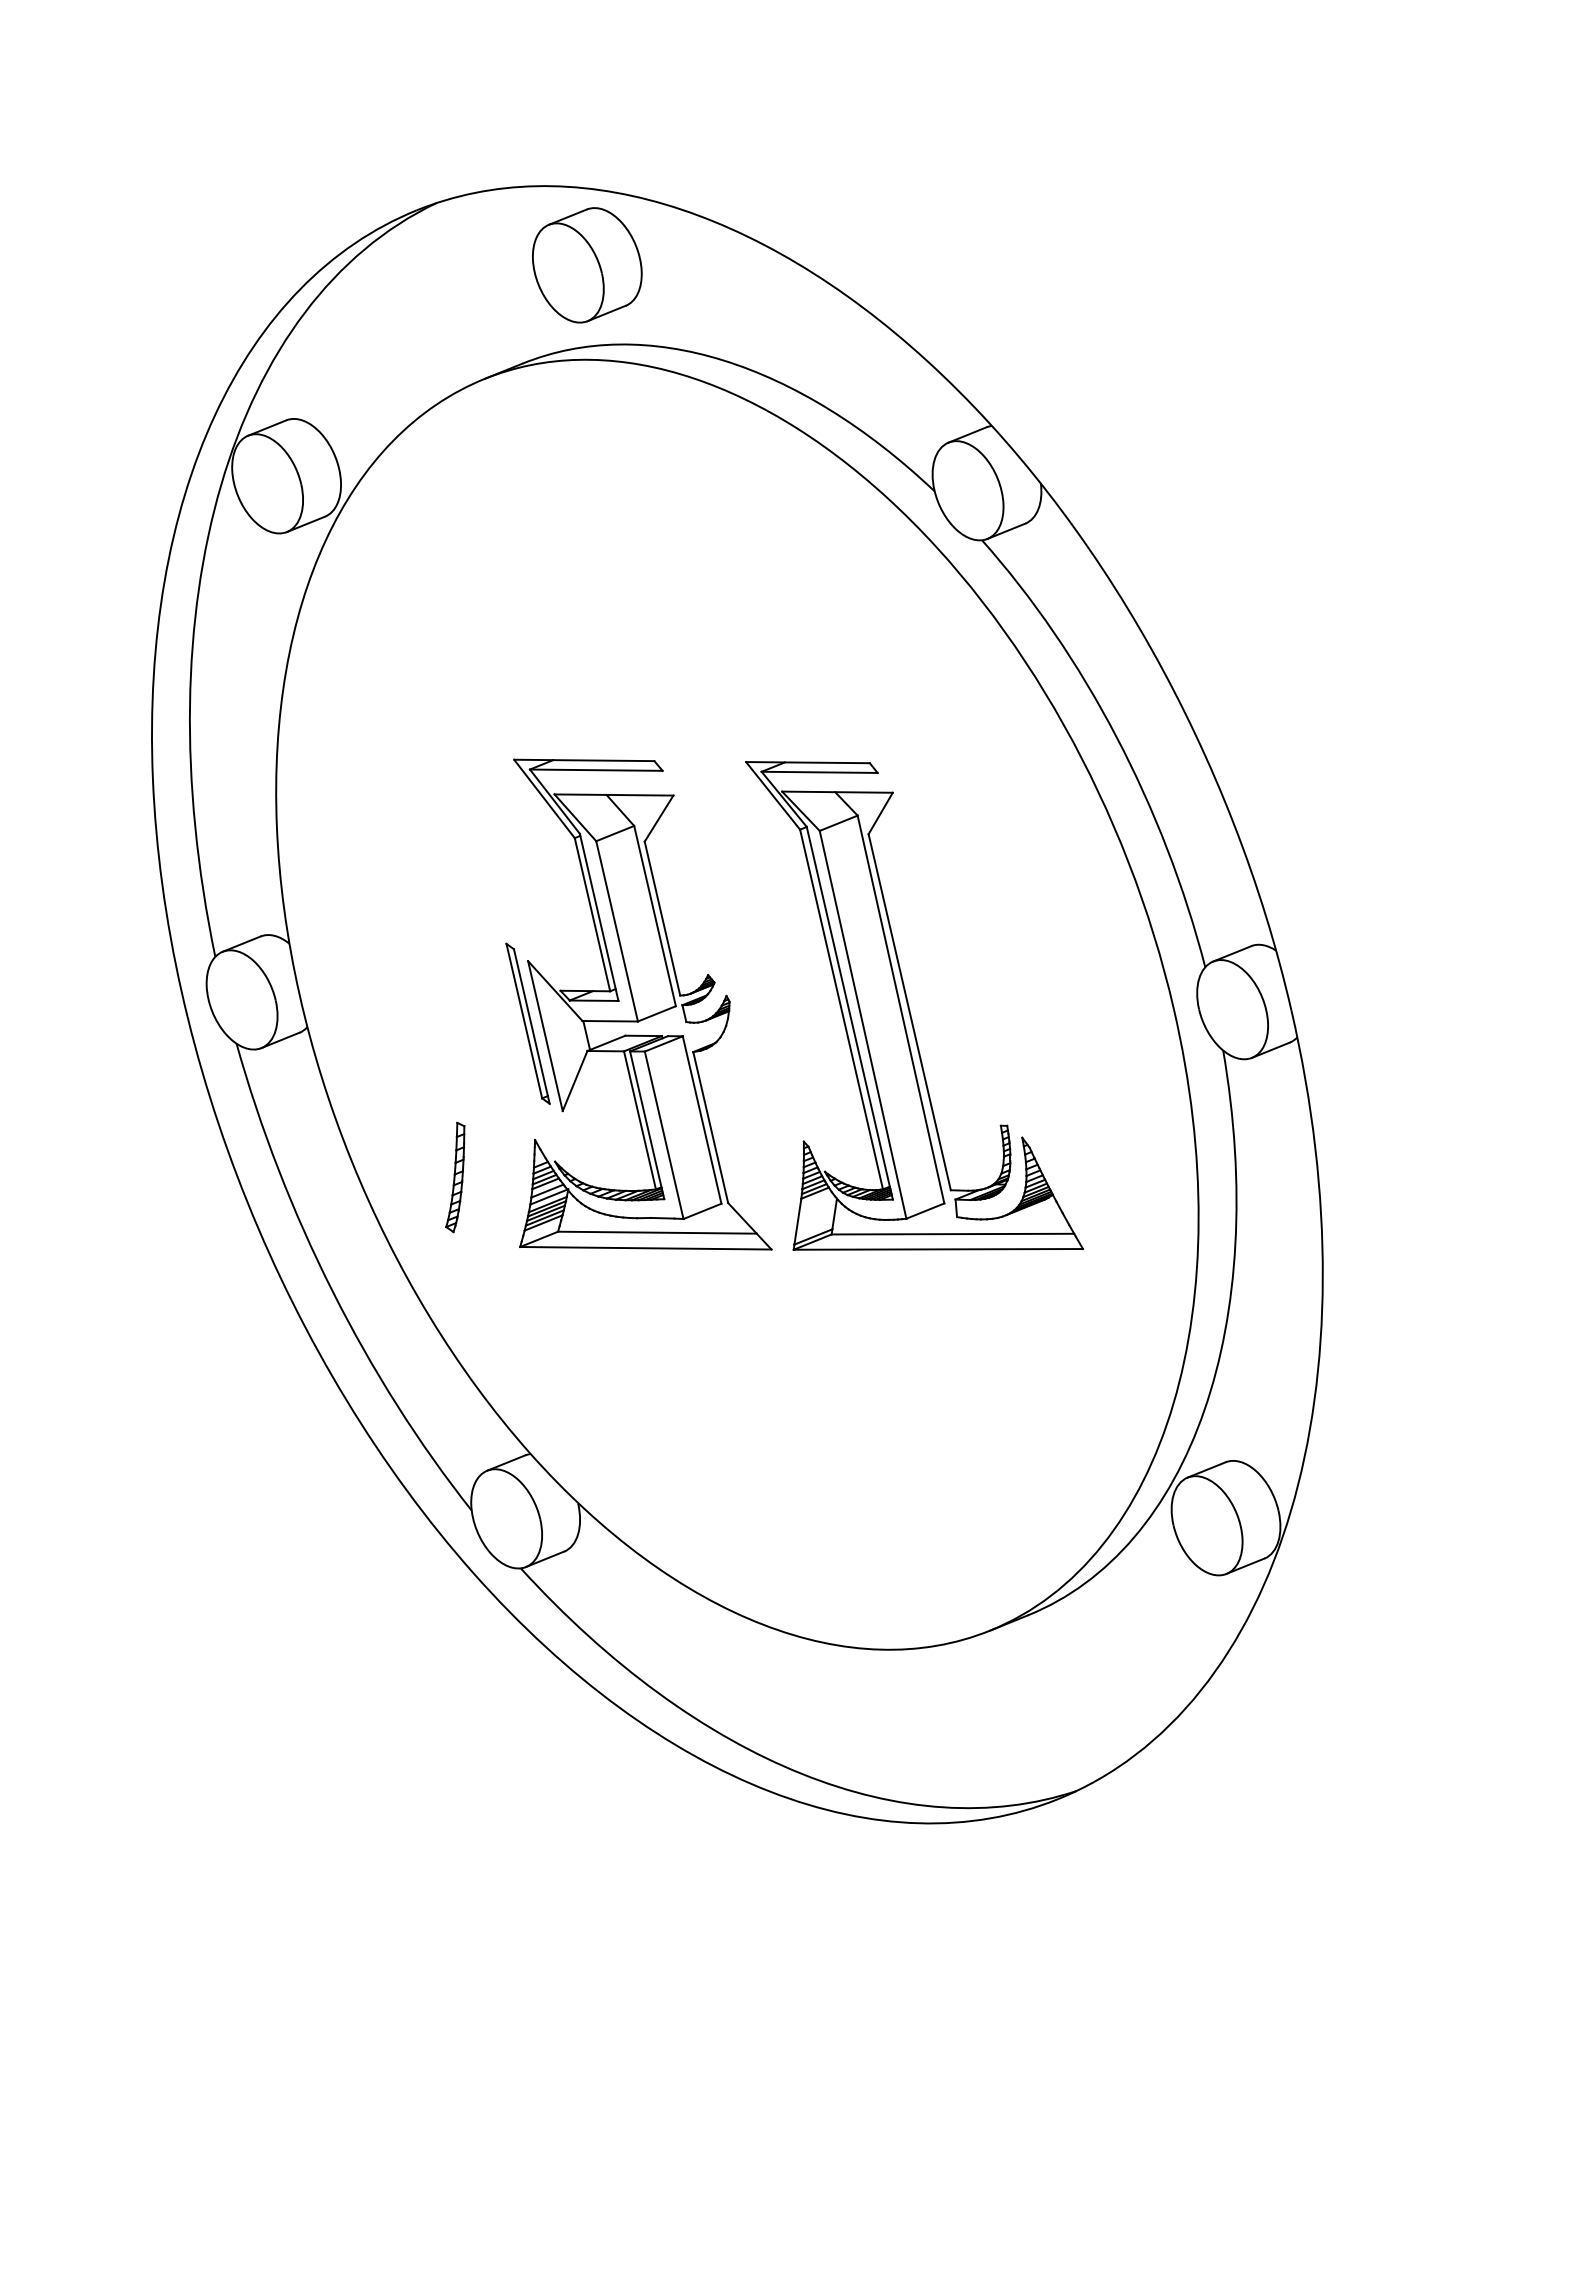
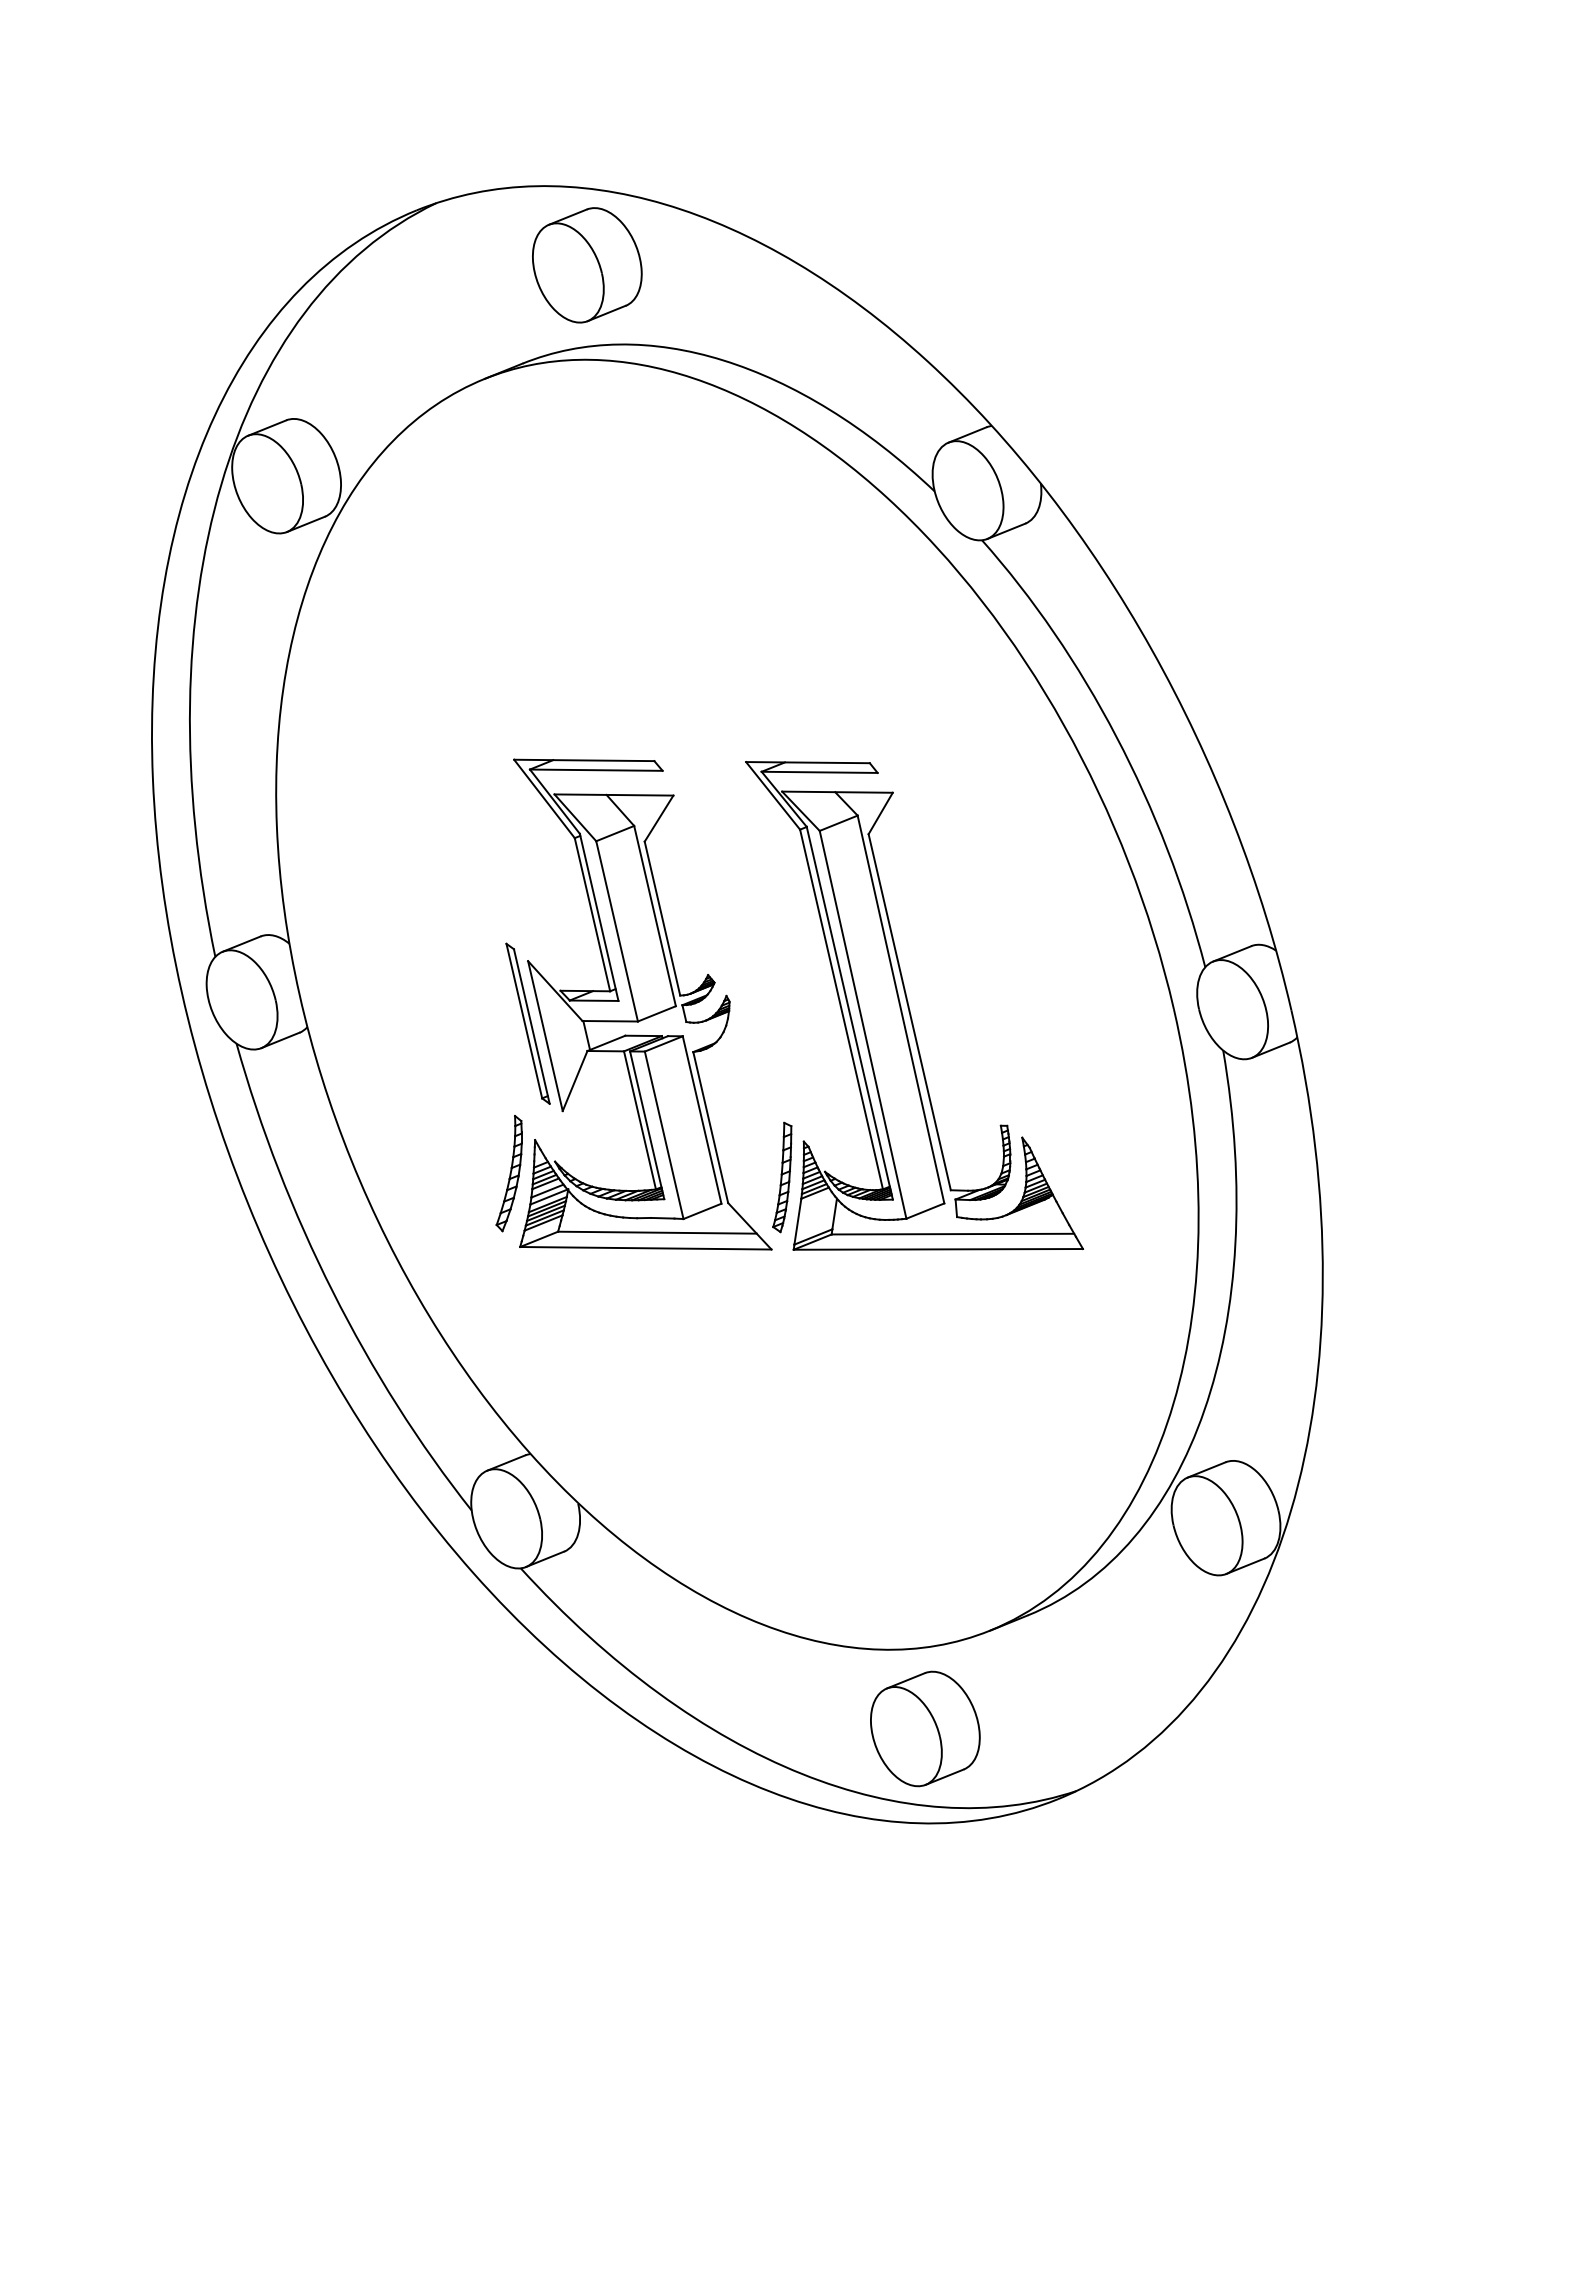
part: none -> present (508, 1173)
part position: (455, 1177) -> (782, 1177) (782, 1177)
part: none -> present (925, 1728)
